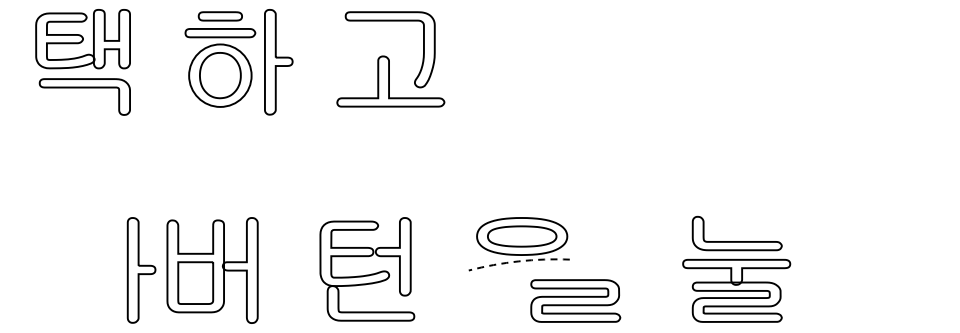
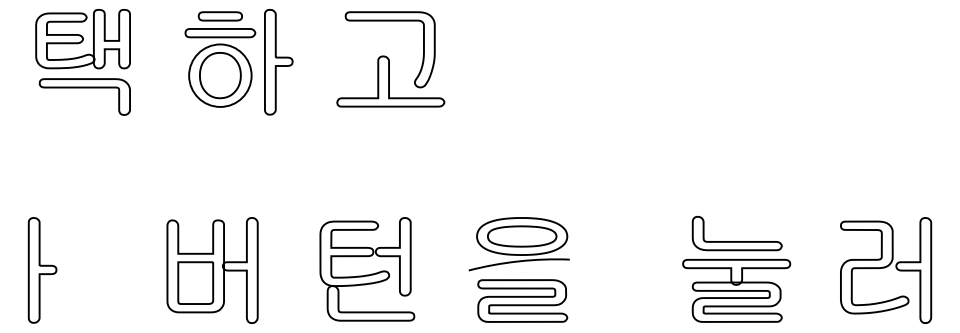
arc: dashed -> solid (518, 261)
part position: (141, 270) -> (42, 270) (42, 270)
part: none -> present (886, 270)
part position: (575, 300) -> (522, 300) (522, 300)
